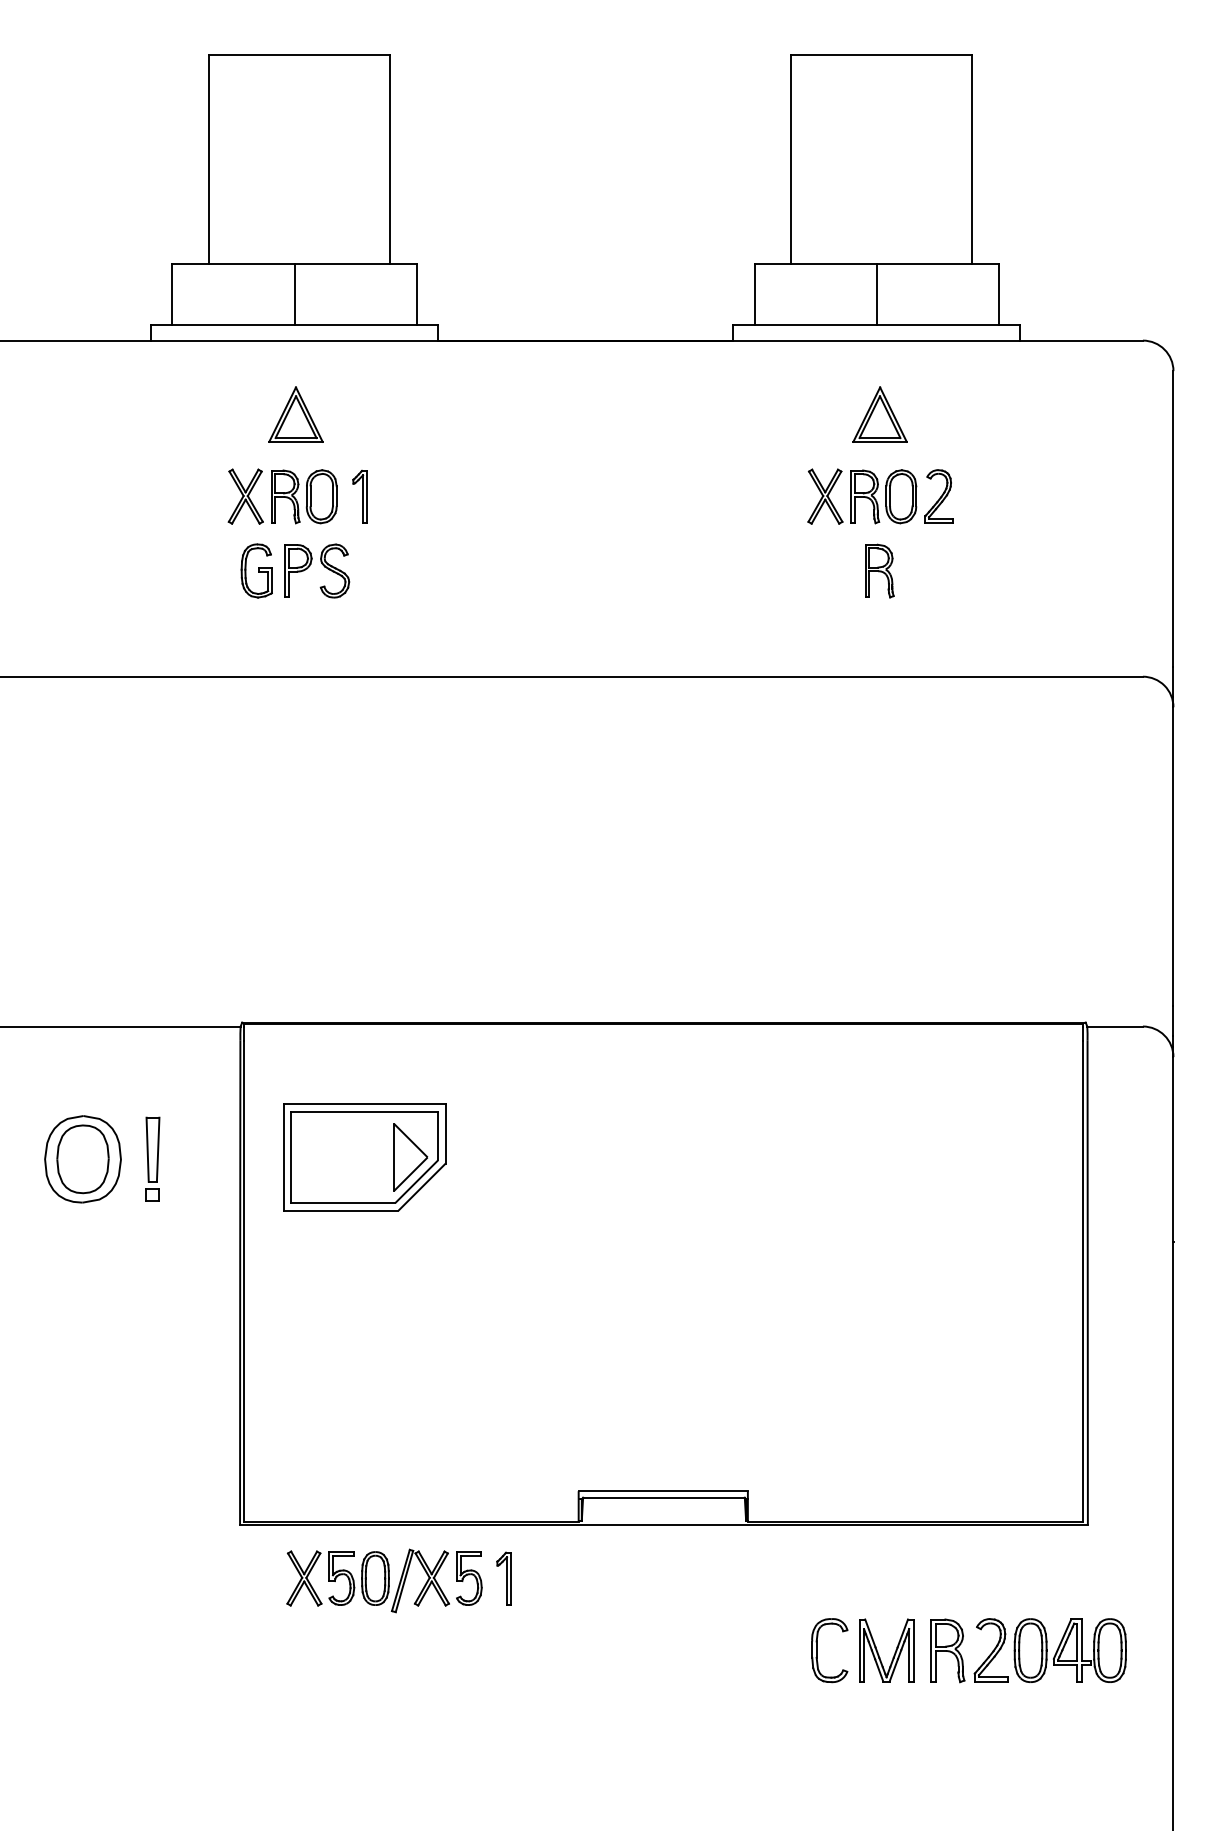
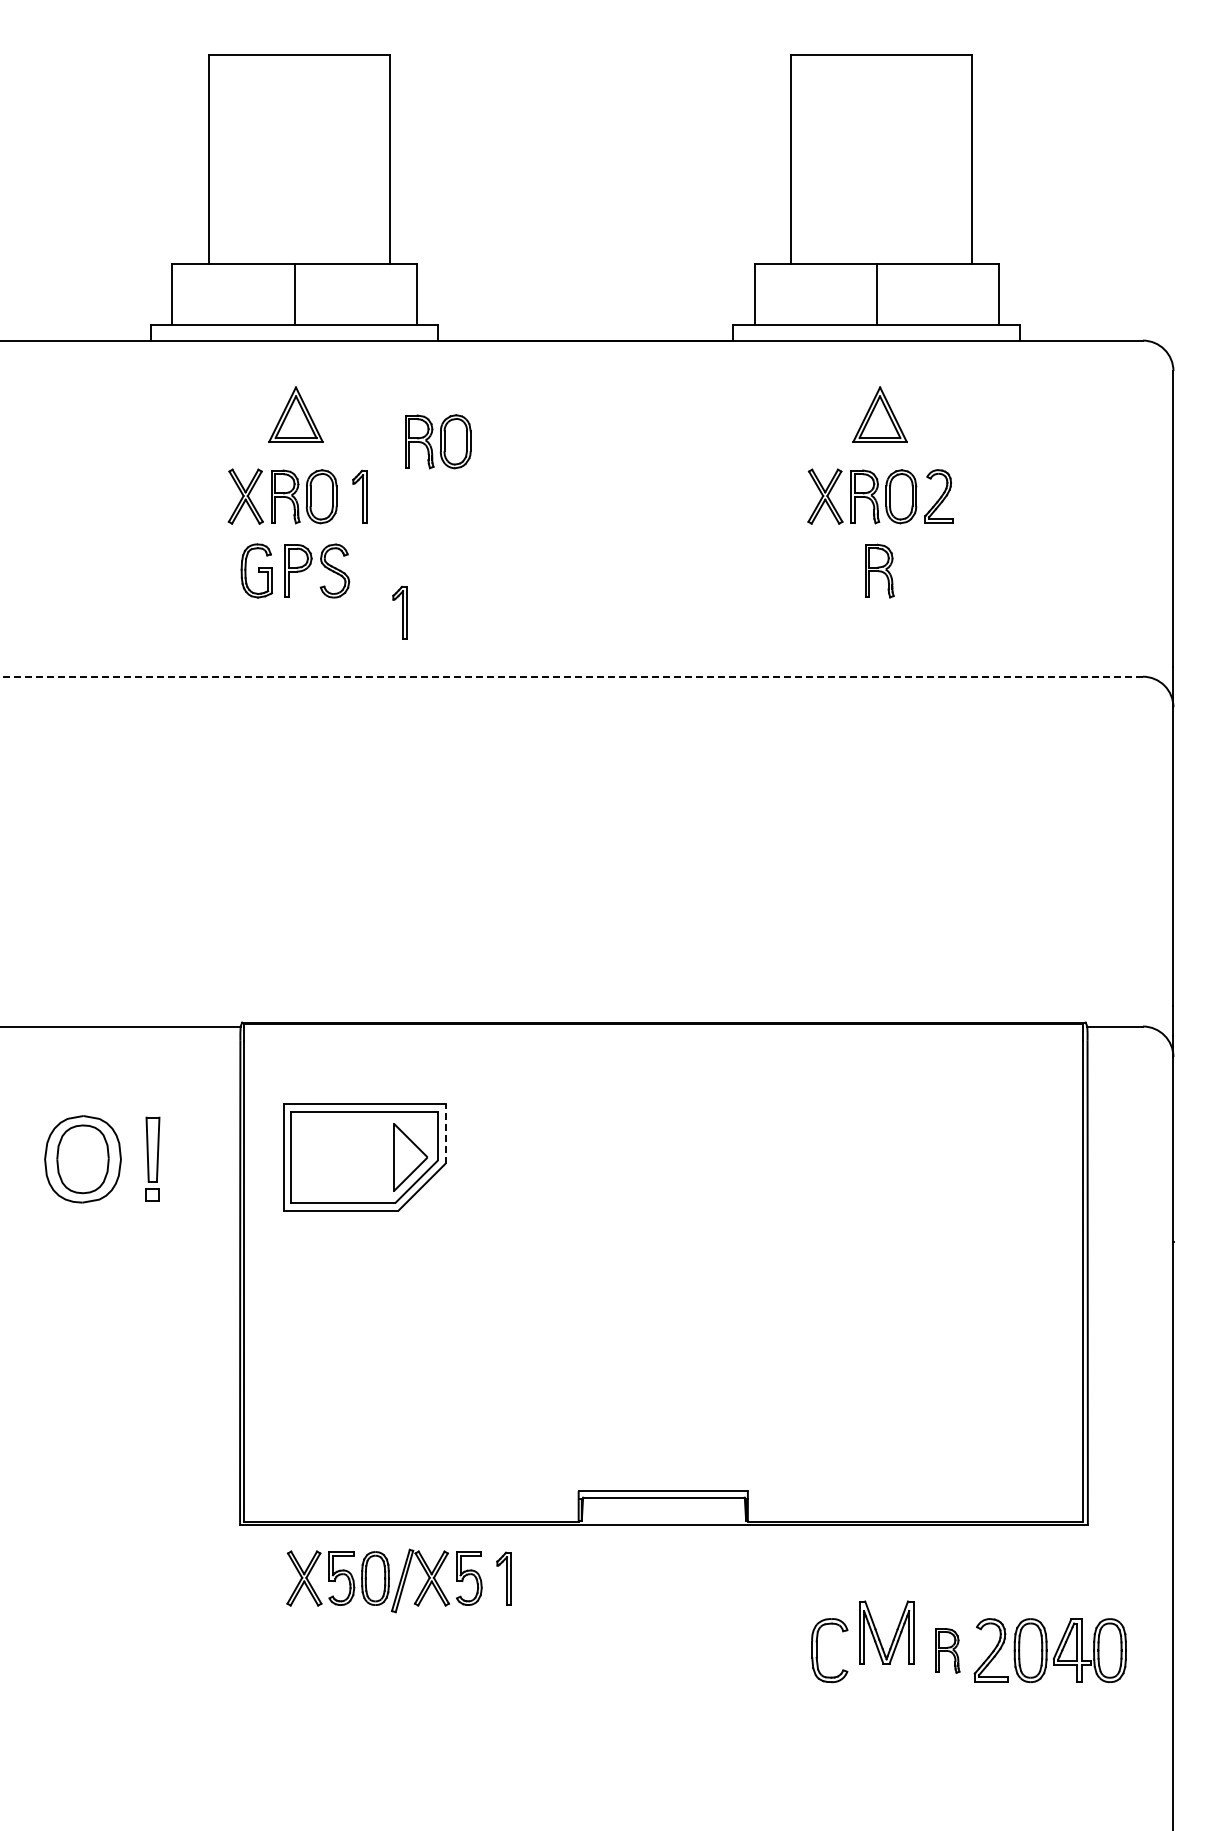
part: none -> present (438, 441)
part: none -> present (399, 612)
line: solid -> dashed (571, 676)
line: solid -> dashed (445, 1133)
part size: 36x66 px -> 26x46 px (947, 1650)
part position: (879, 1654) -> (879, 1636) (879, 1636)
